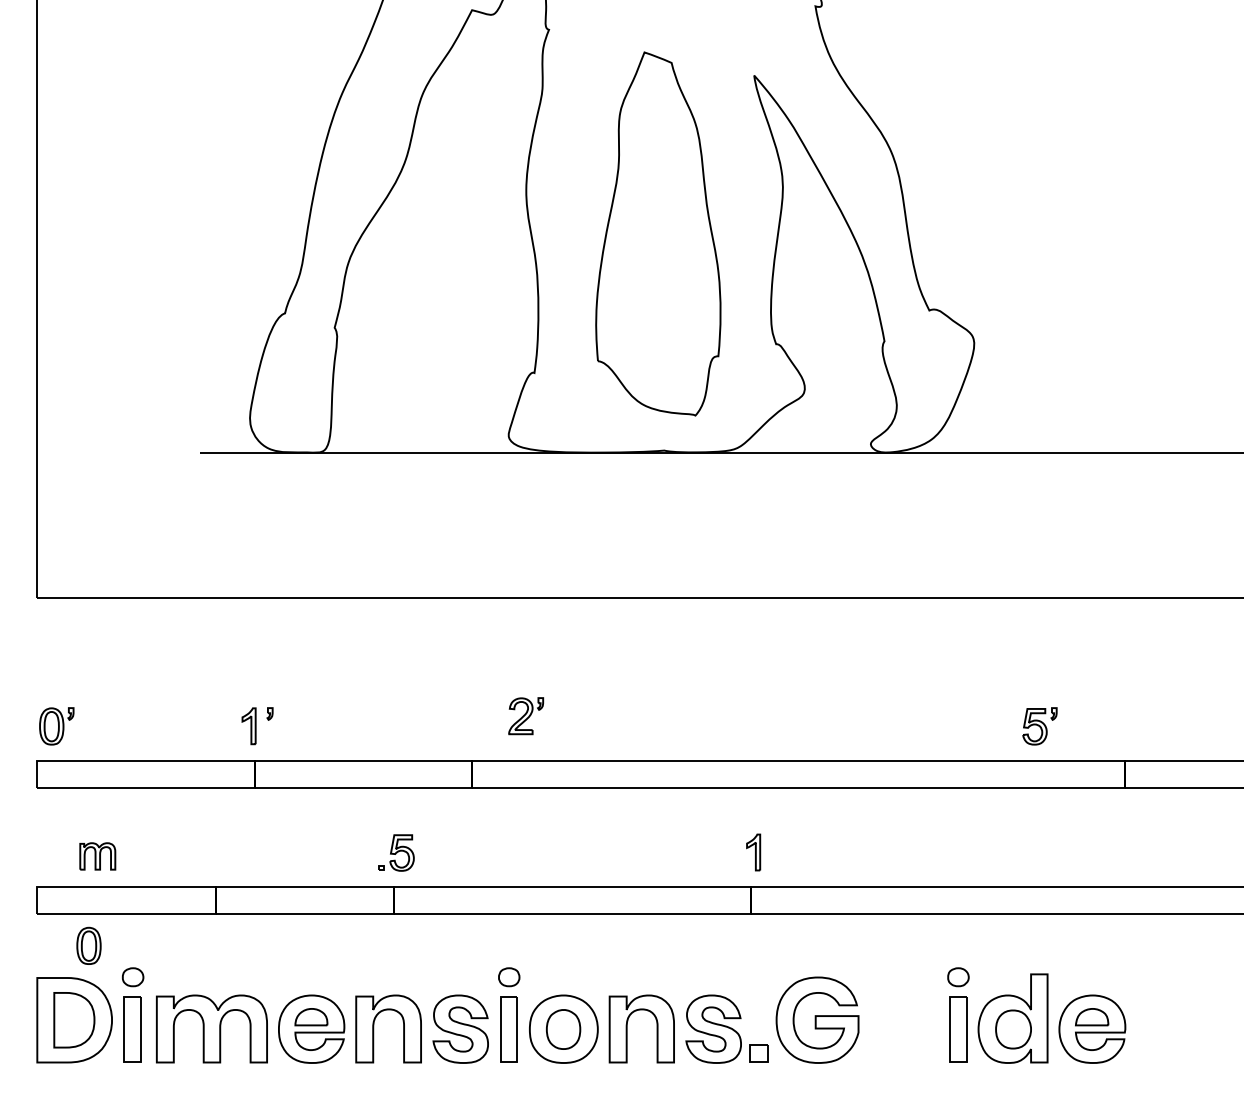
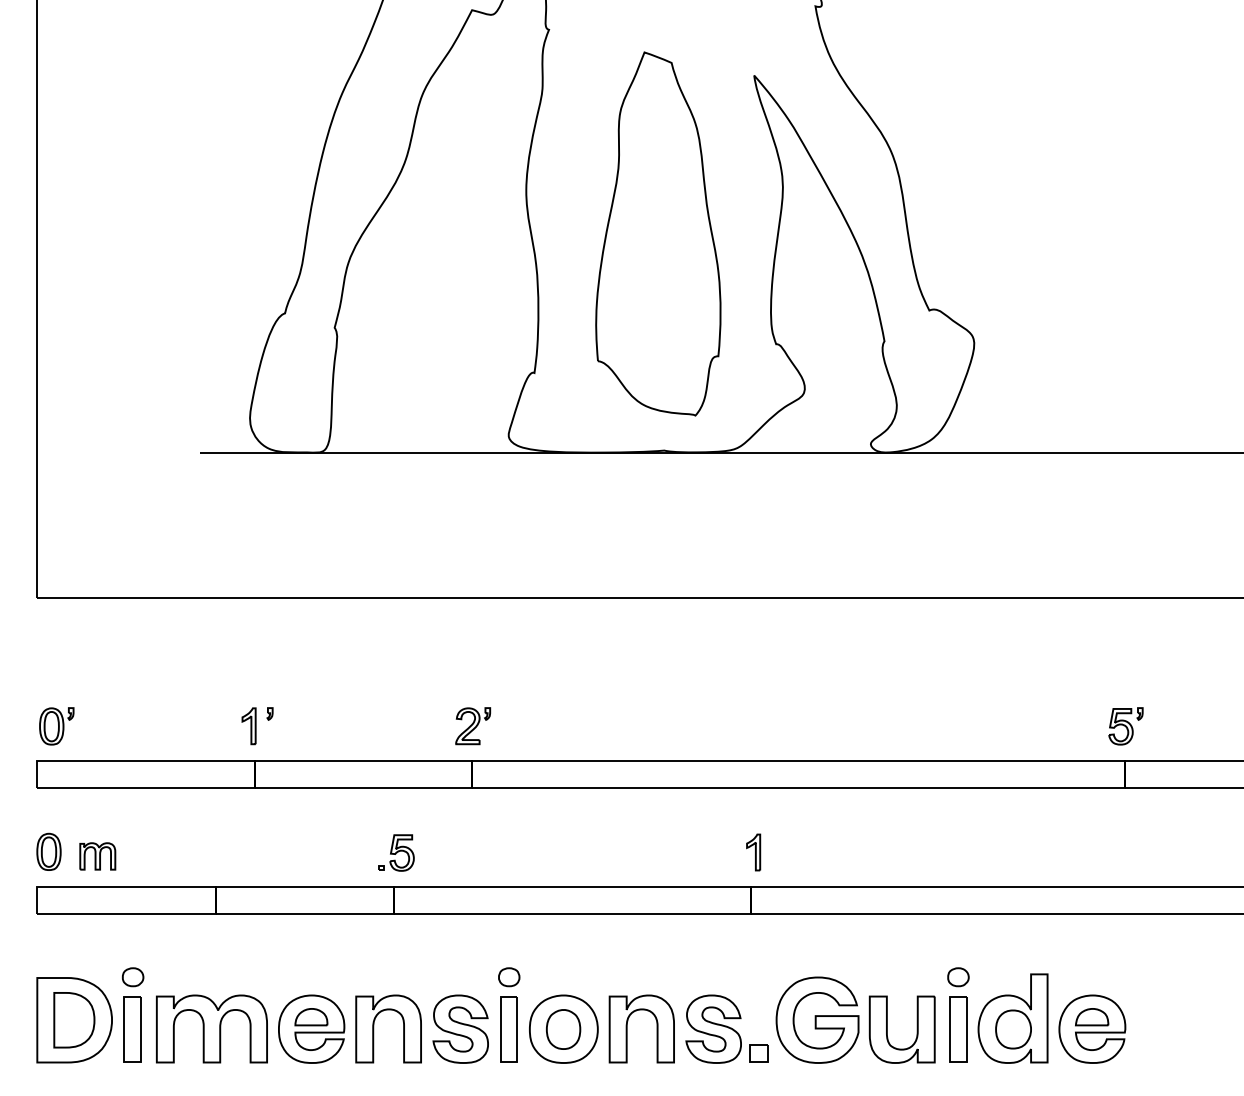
part position: (526, 716) -> (473, 726) (473, 726)
part position: (1039, 726) -> (1125, 726) (1125, 726)
part position: (88, 945) -> (48, 851) (48, 851)
part: none -> present (887, 1029)
